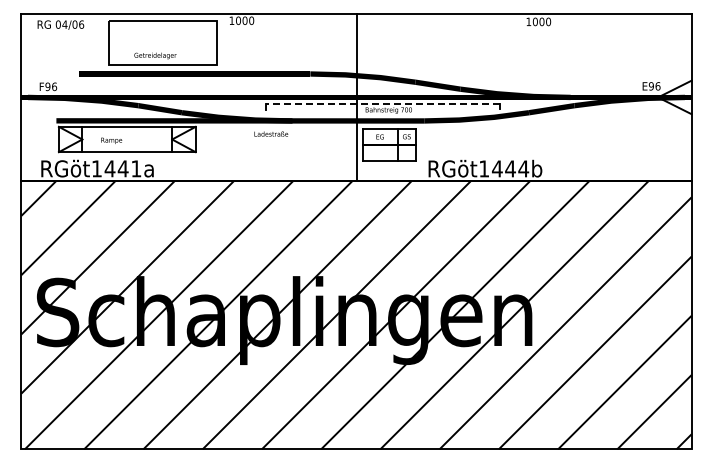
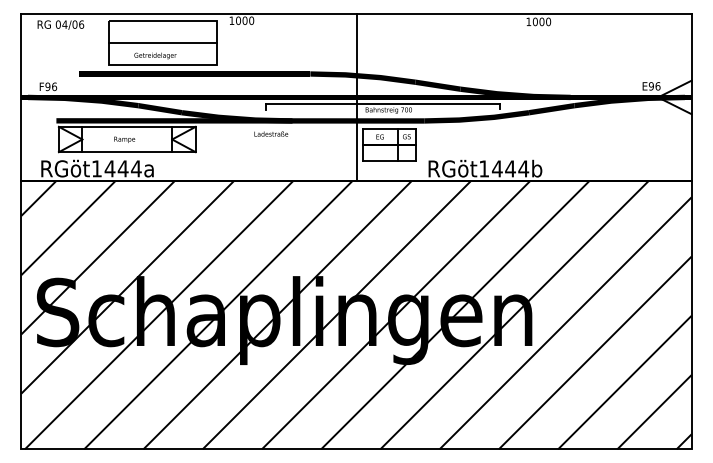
line: none -> present (162, 42)
line: dashed -> solid (382, 103)
text position: (111, 140) -> (124, 139) (124, 139)
text: RGöt1441a -> RGöt1444a (135, 168)
